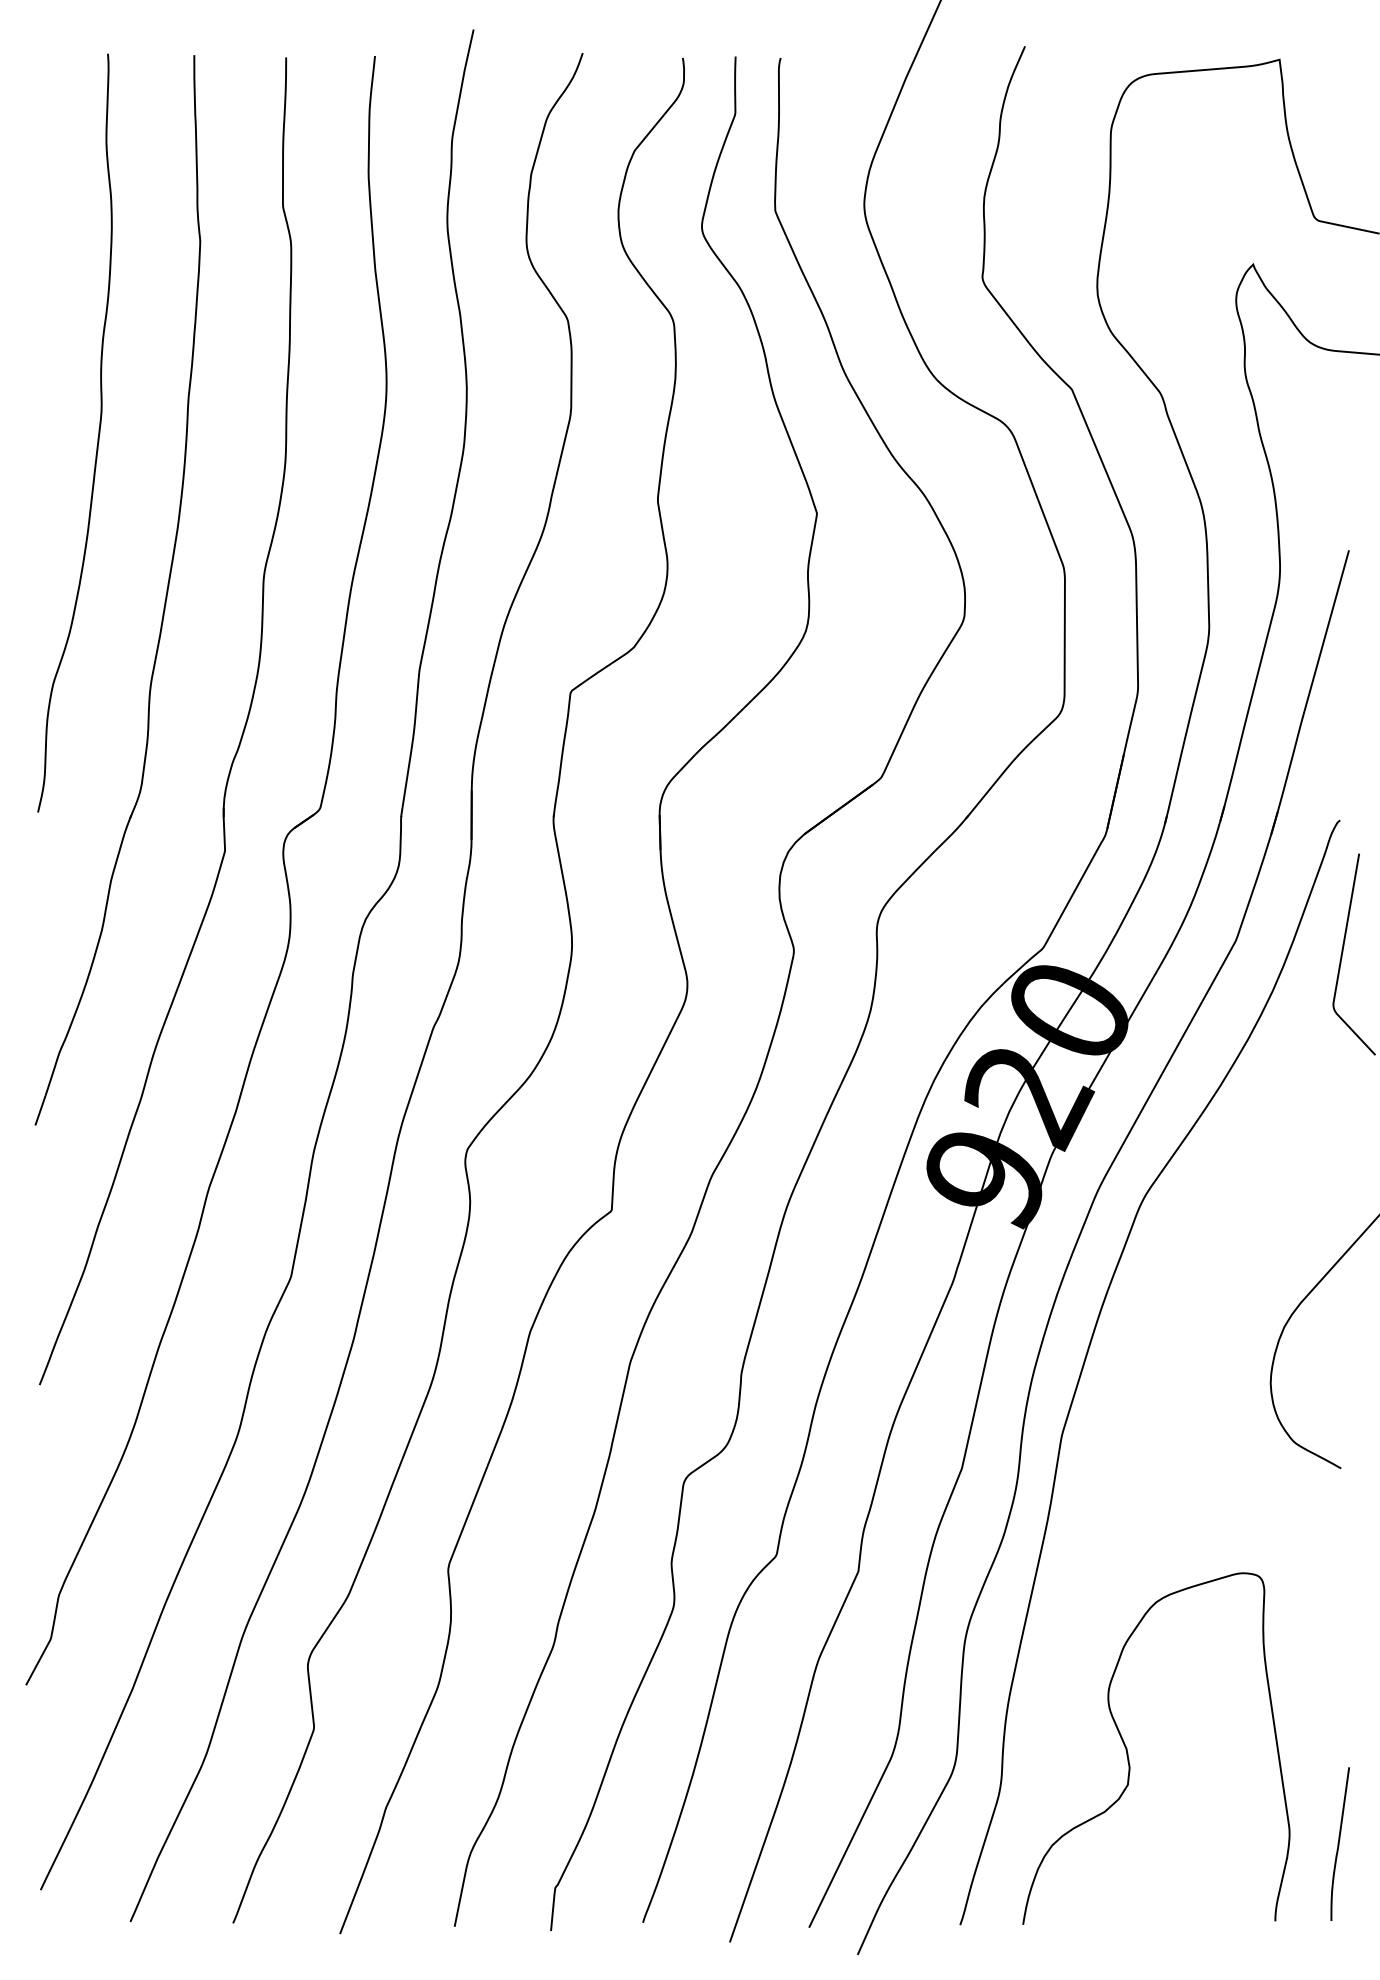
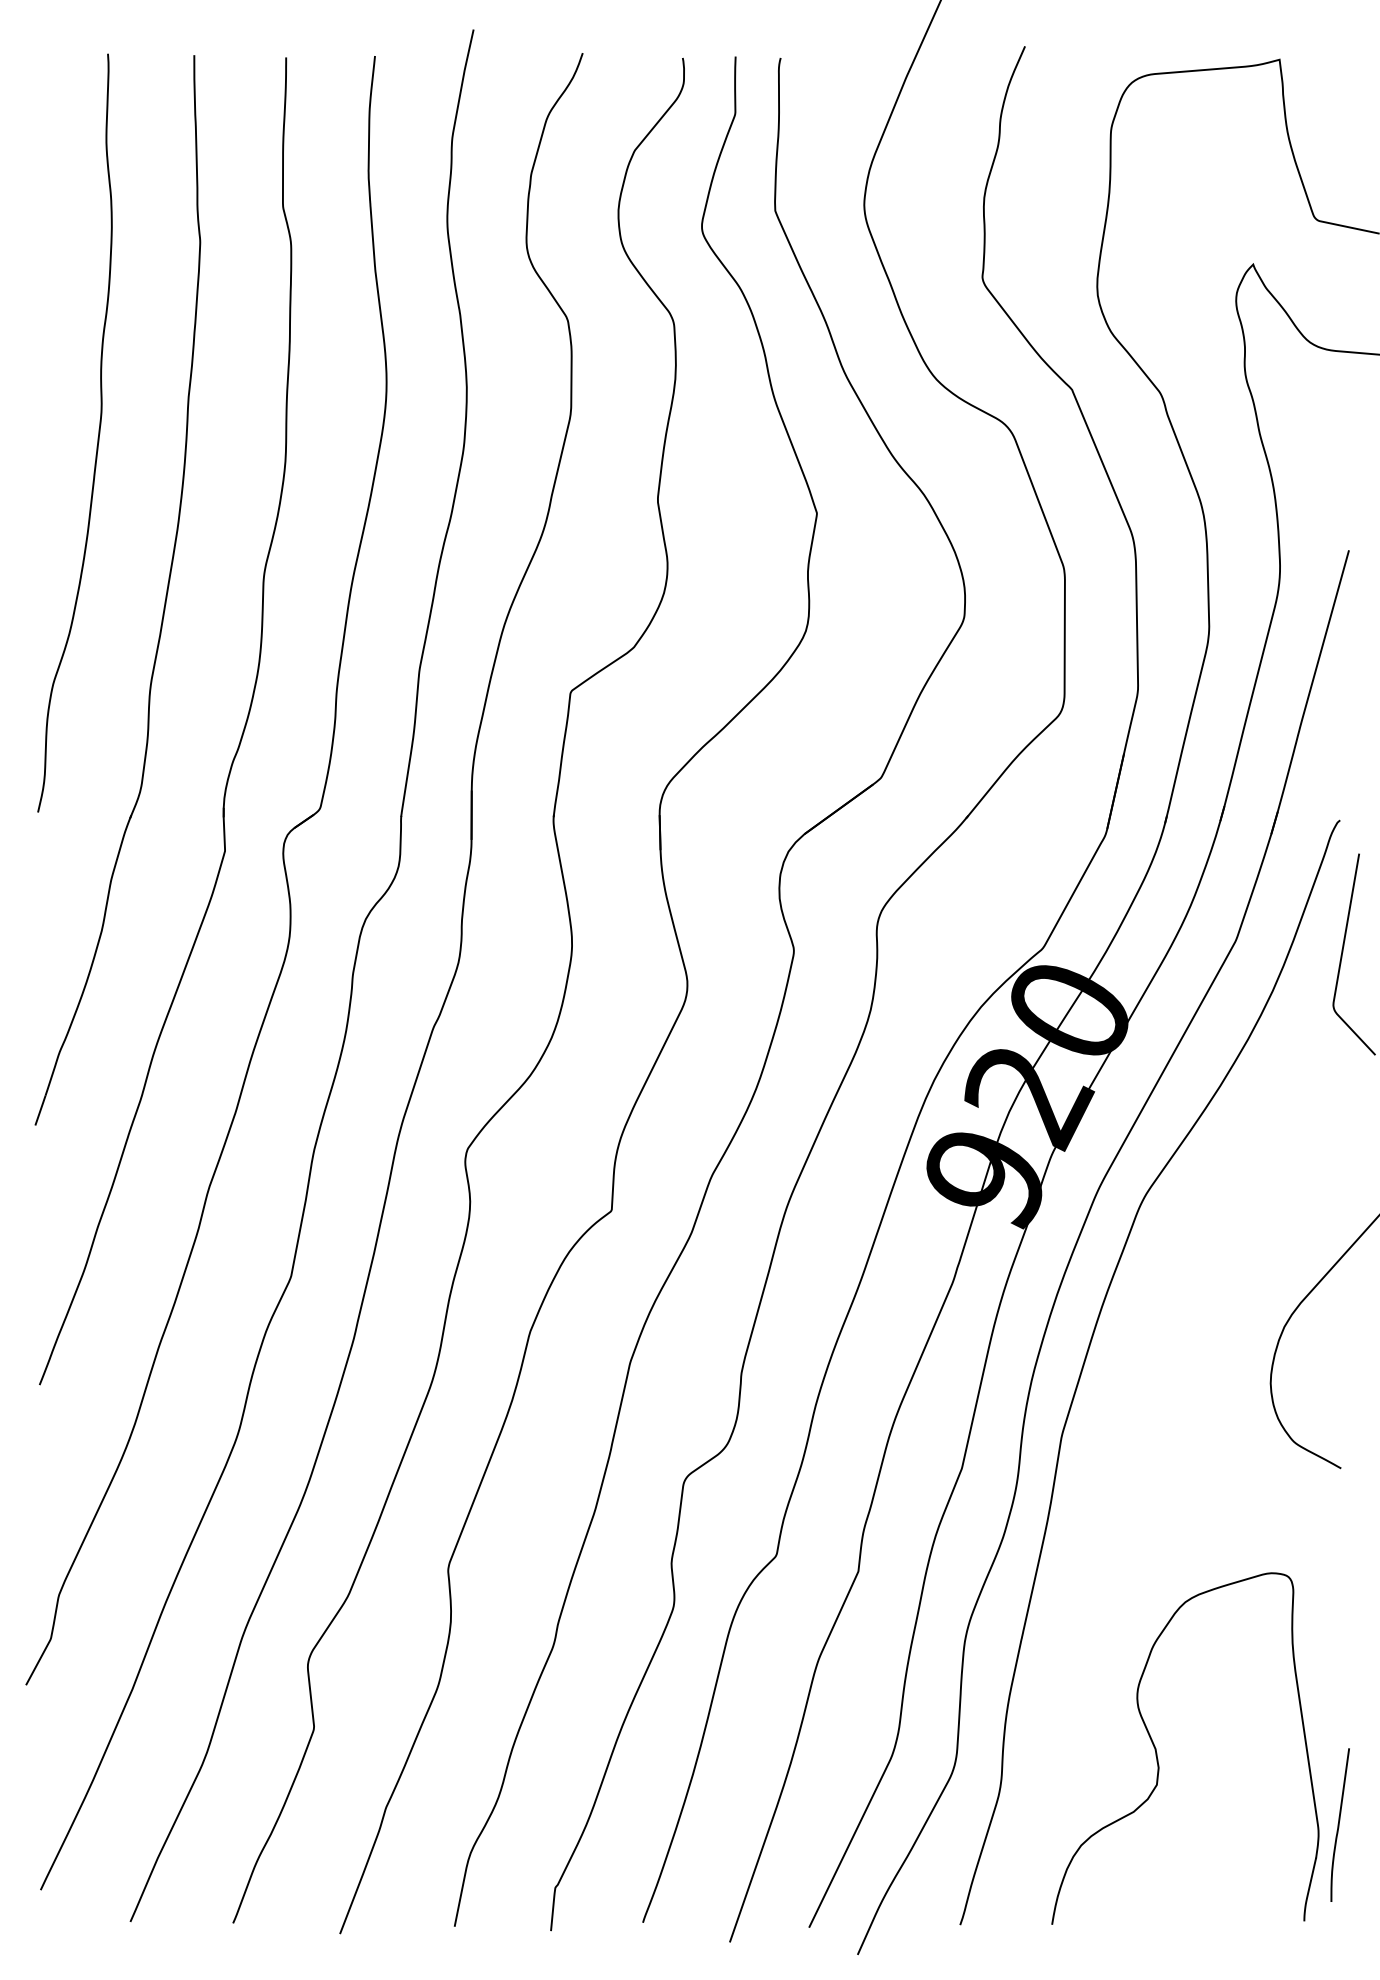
curve position: (1128, 1752) -> (1157, 1752) (1157, 1752)
curve position: (1339, 1843) -> (1339, 1824) (1339, 1824)
